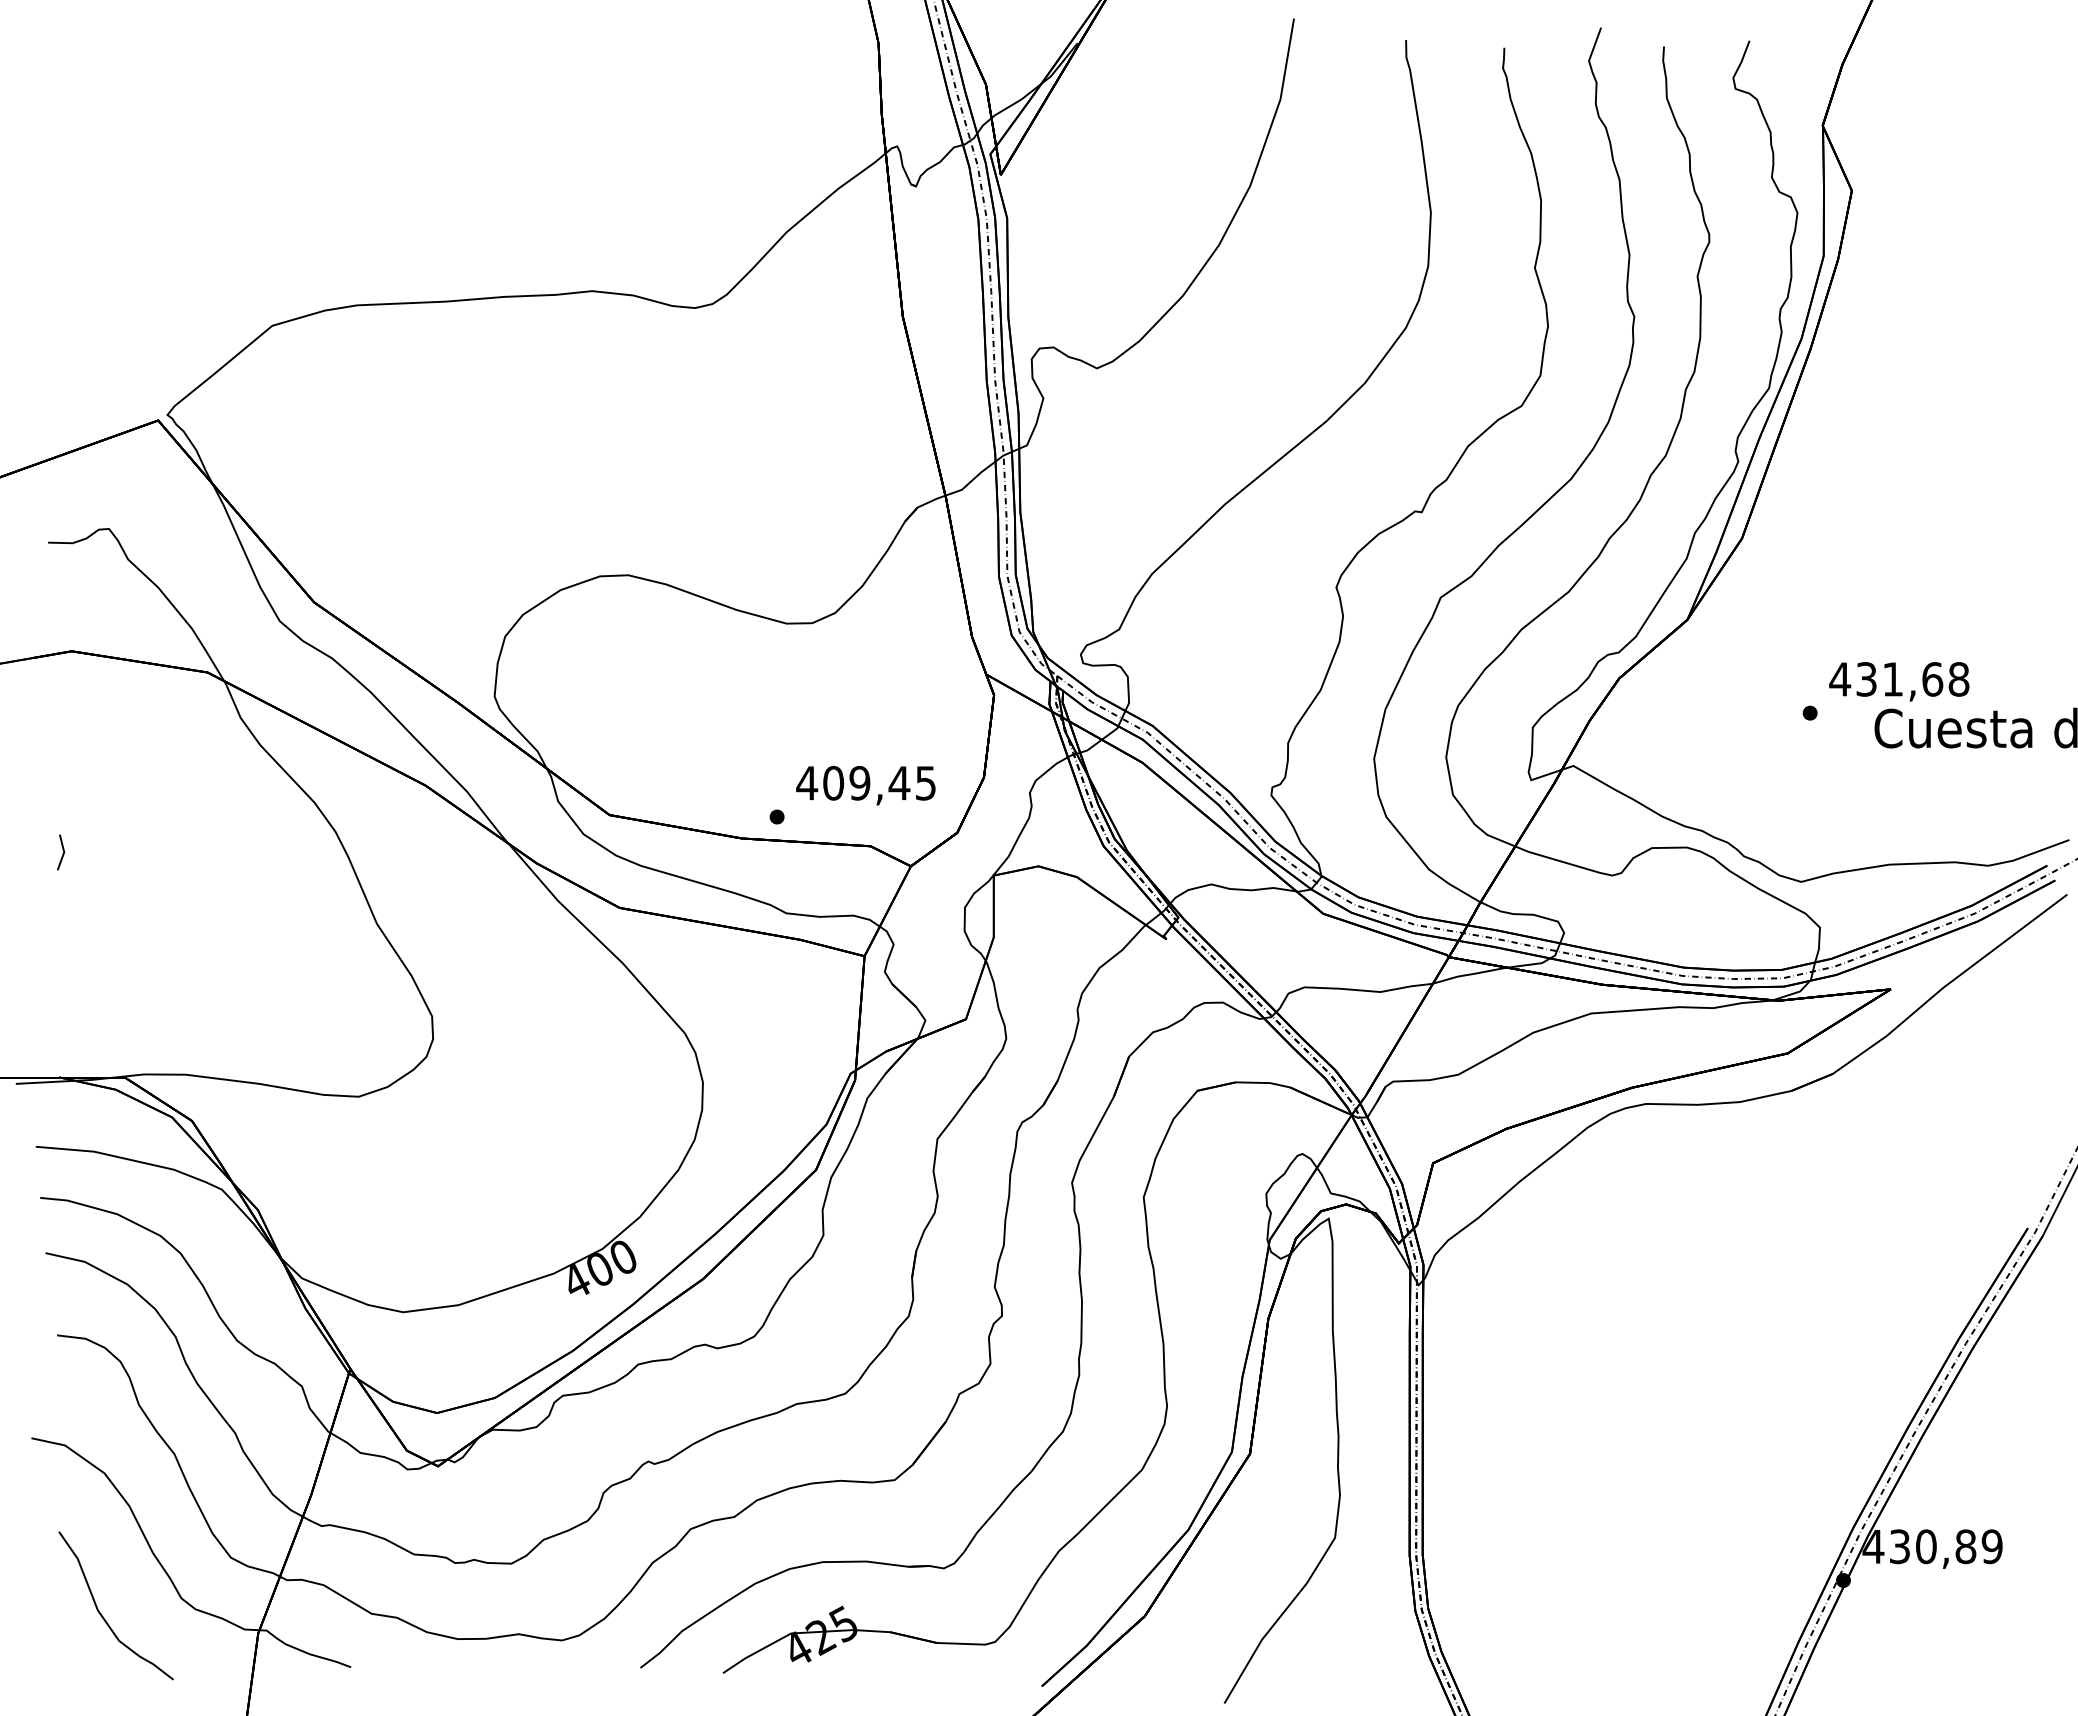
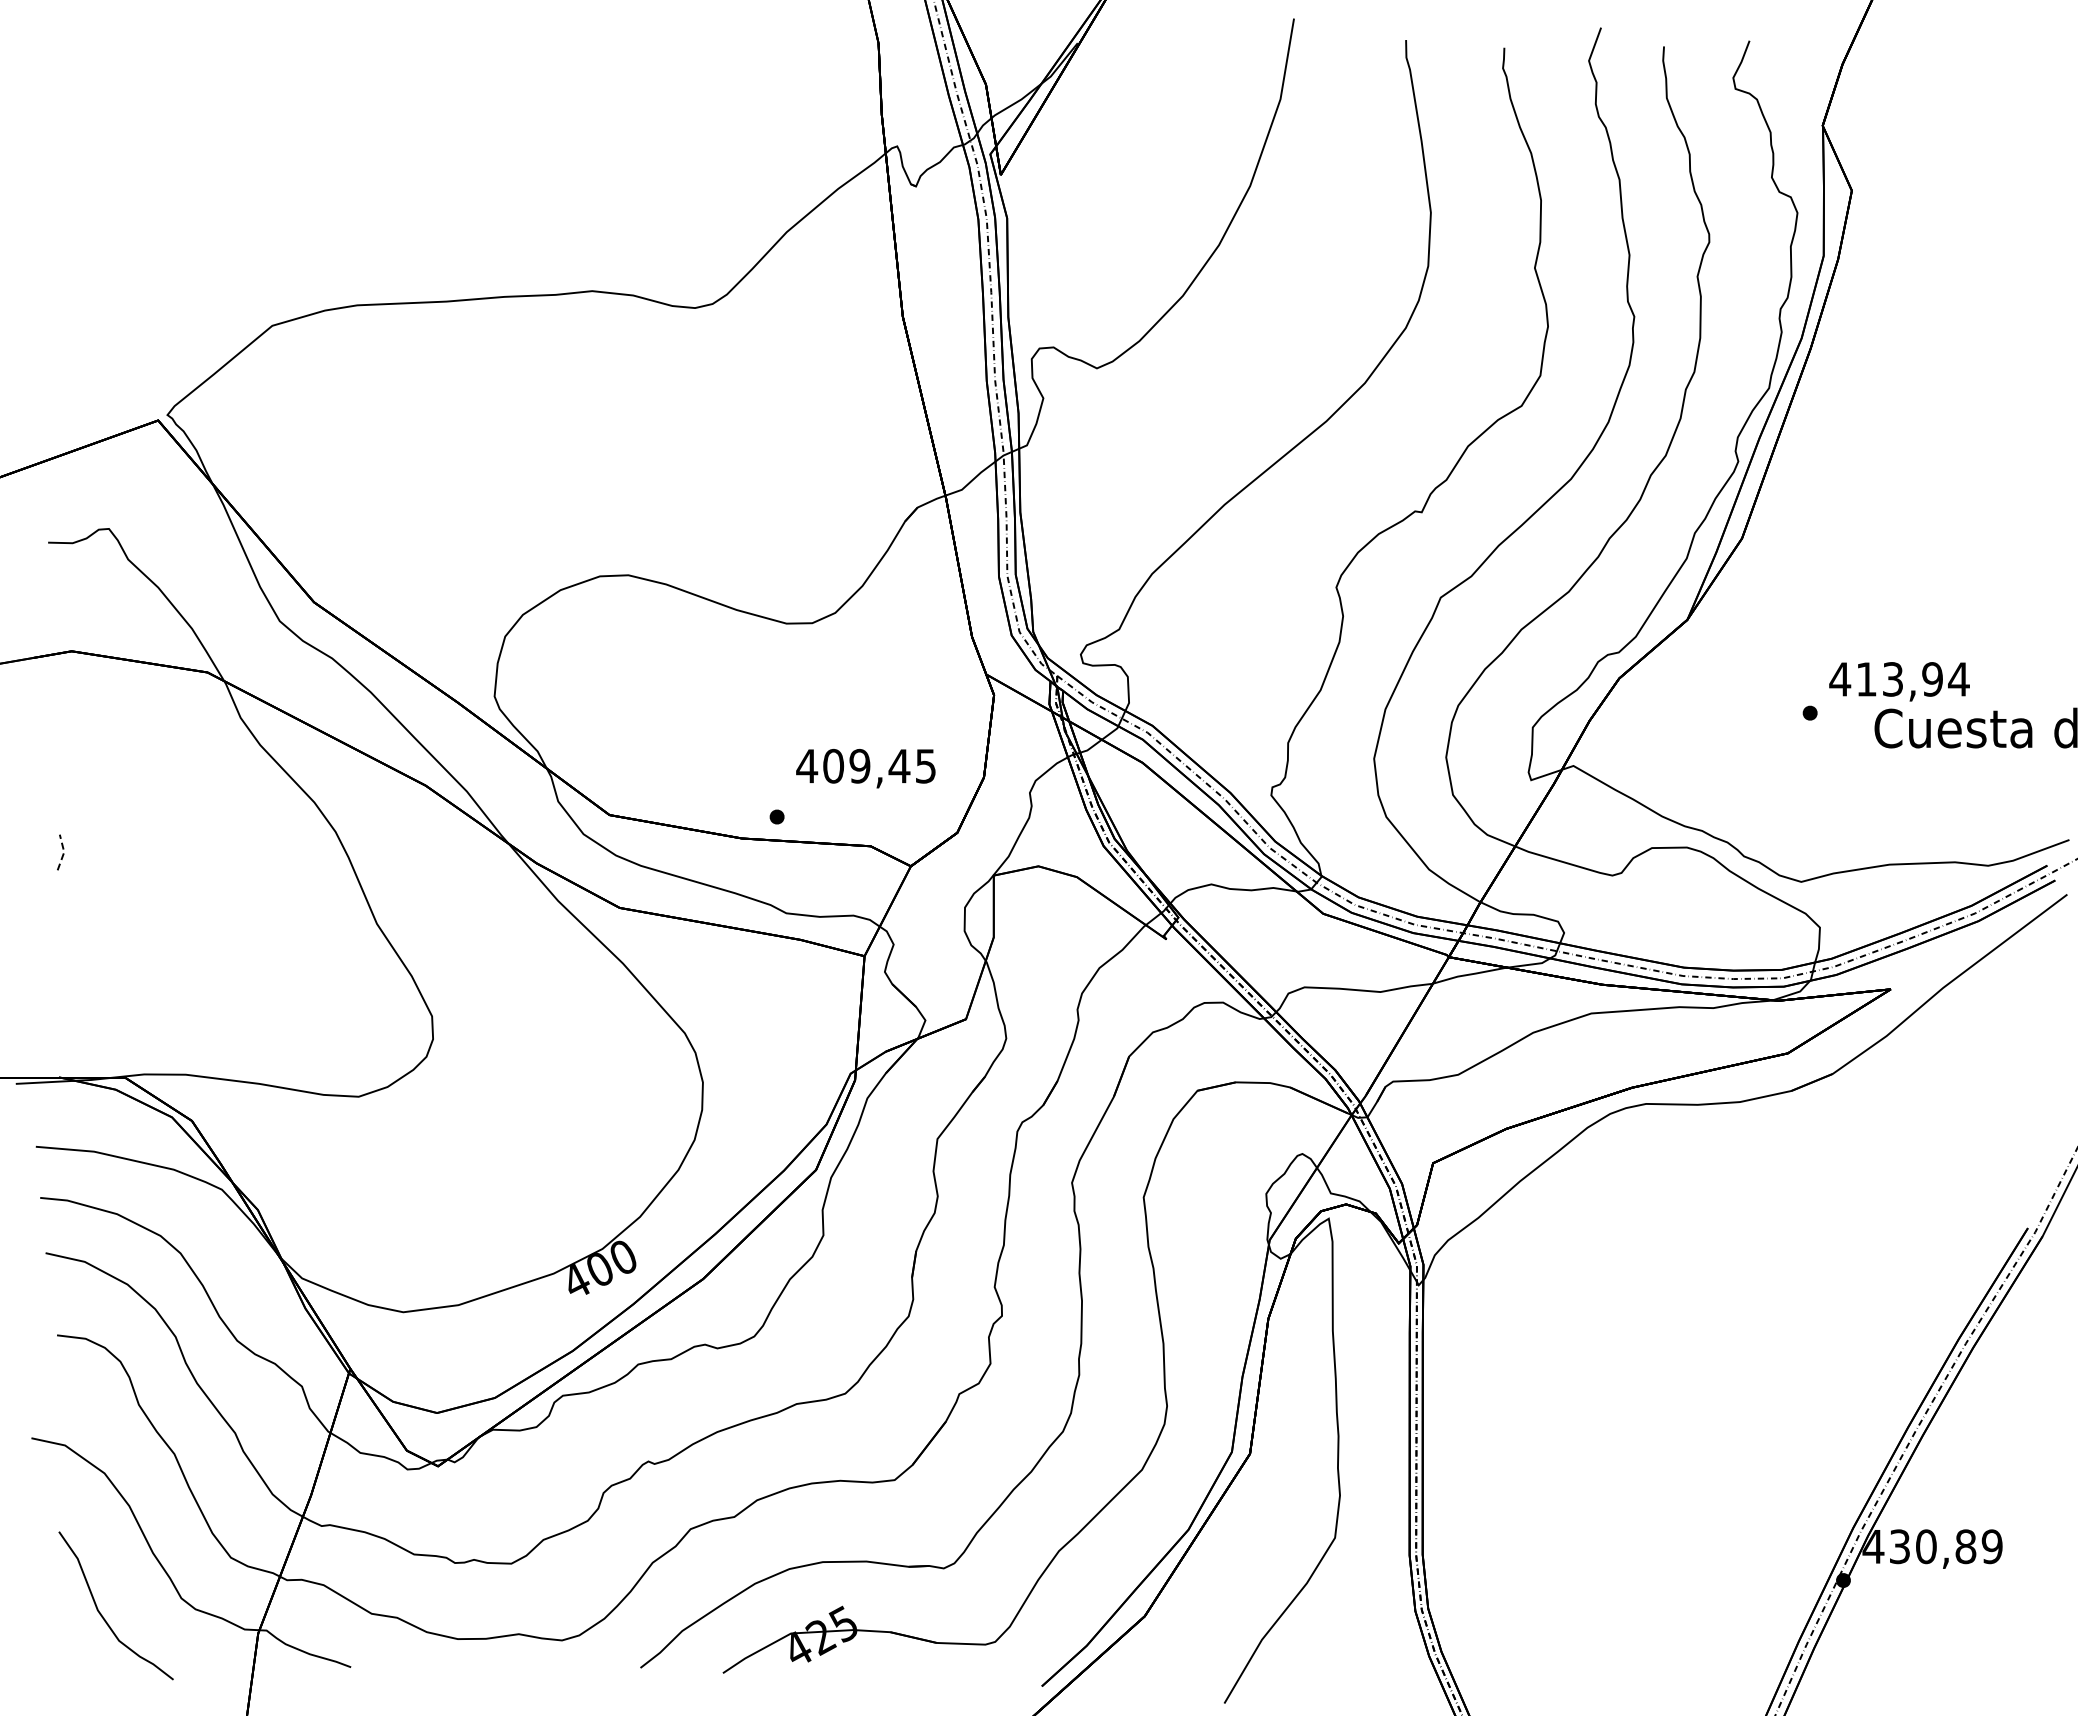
text: 431,68 -> 413,94 (1912, 679)
text position: (865, 785) -> (865, 768) (865, 768)
line: solid -> dashed (64, 852)
